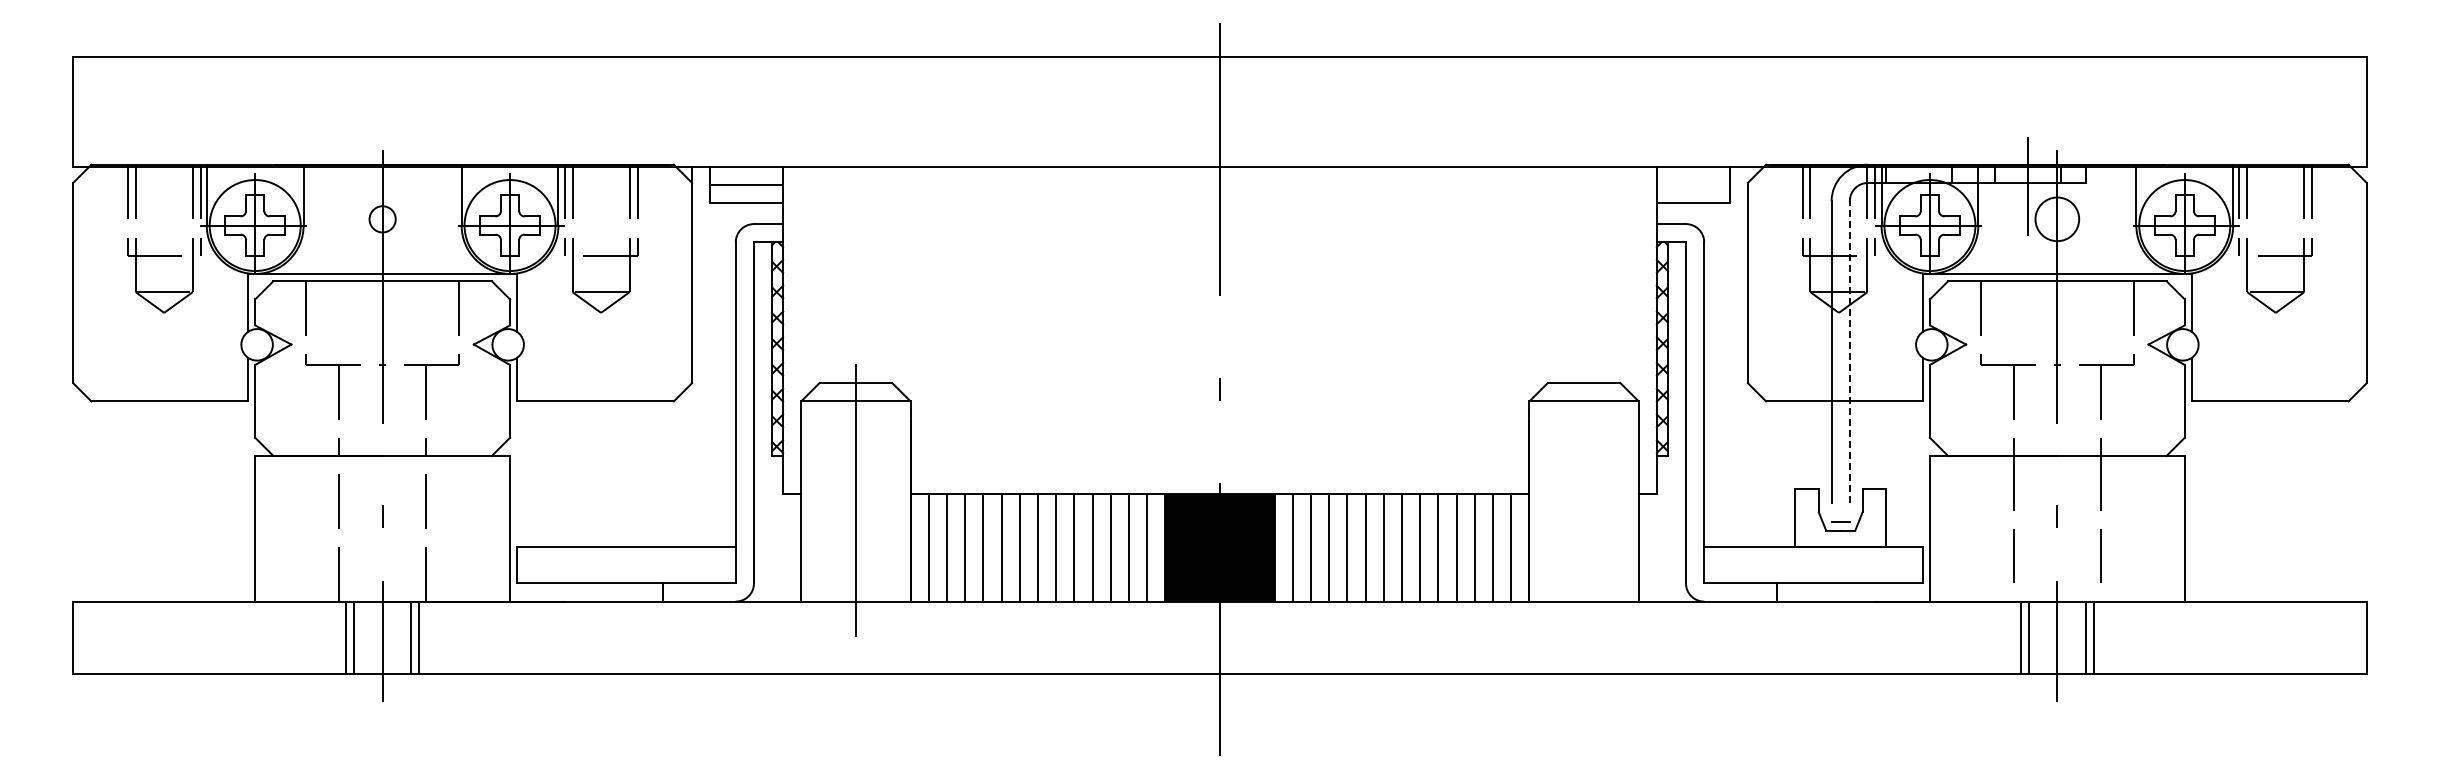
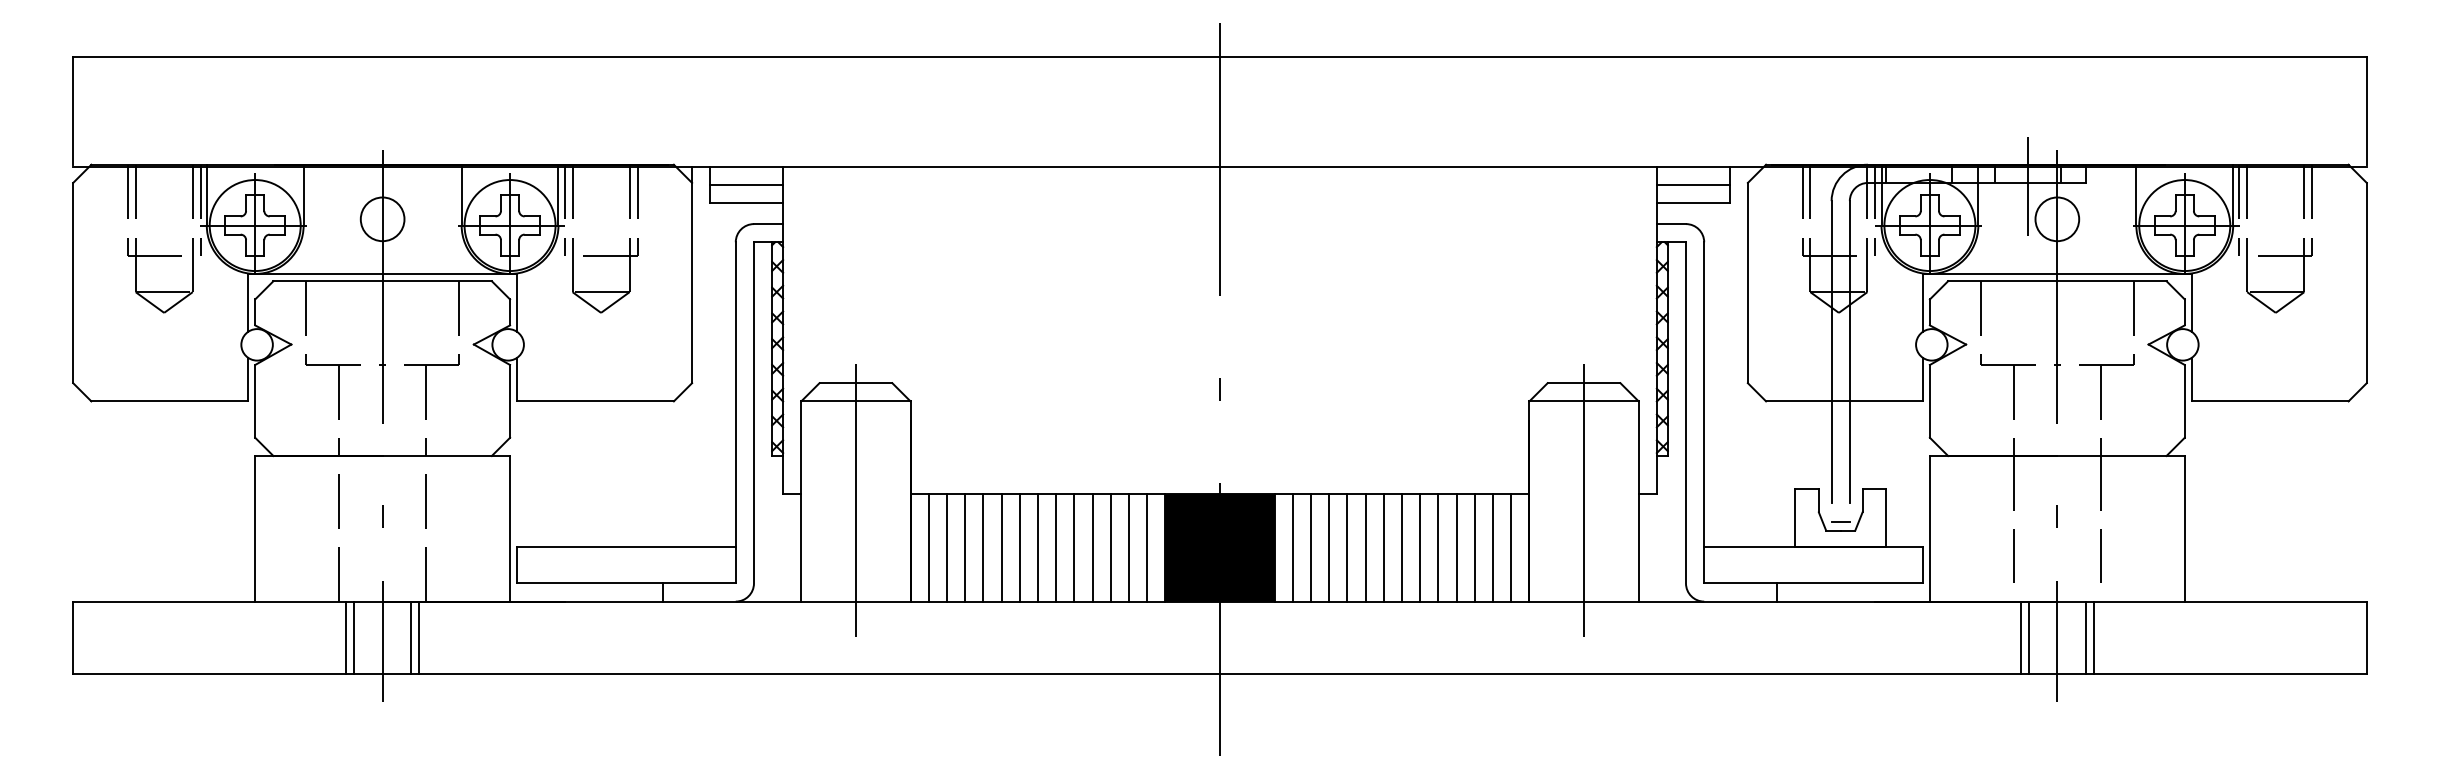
line: none -> present (1692, 184)
circle diameter: 26 px -> 44 px (382, 219)
line: dashed -> solid (1849, 351)
line: none -> present (1584, 502)
